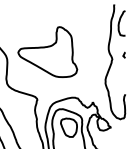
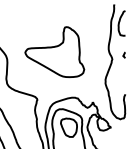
part position: (47, 51) -> (54, 51) (54, 51)
